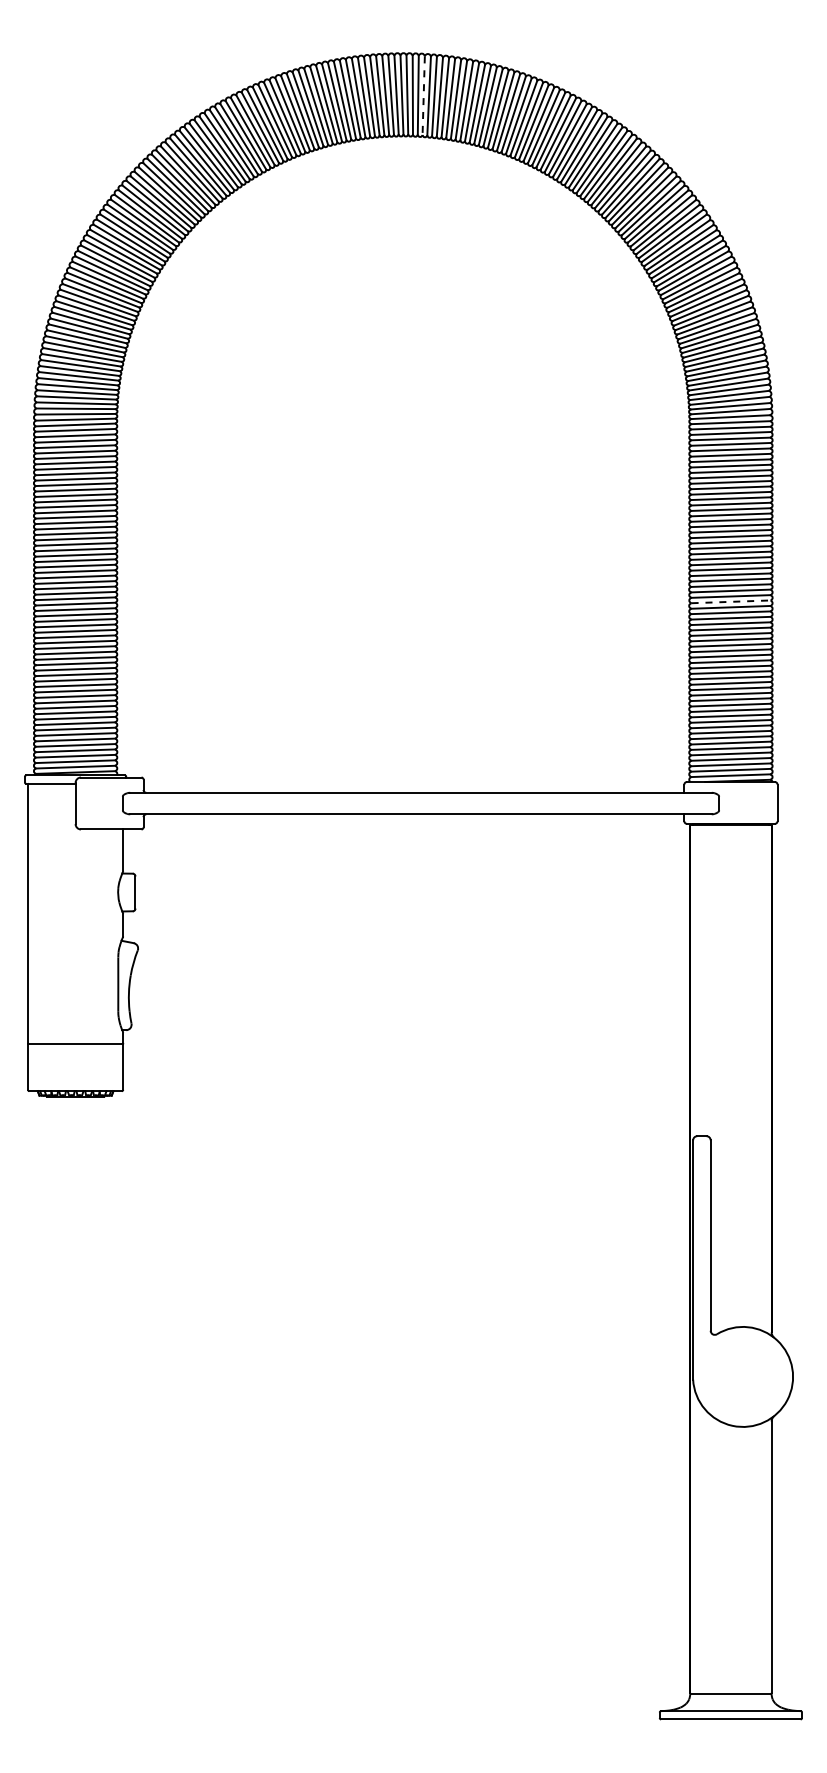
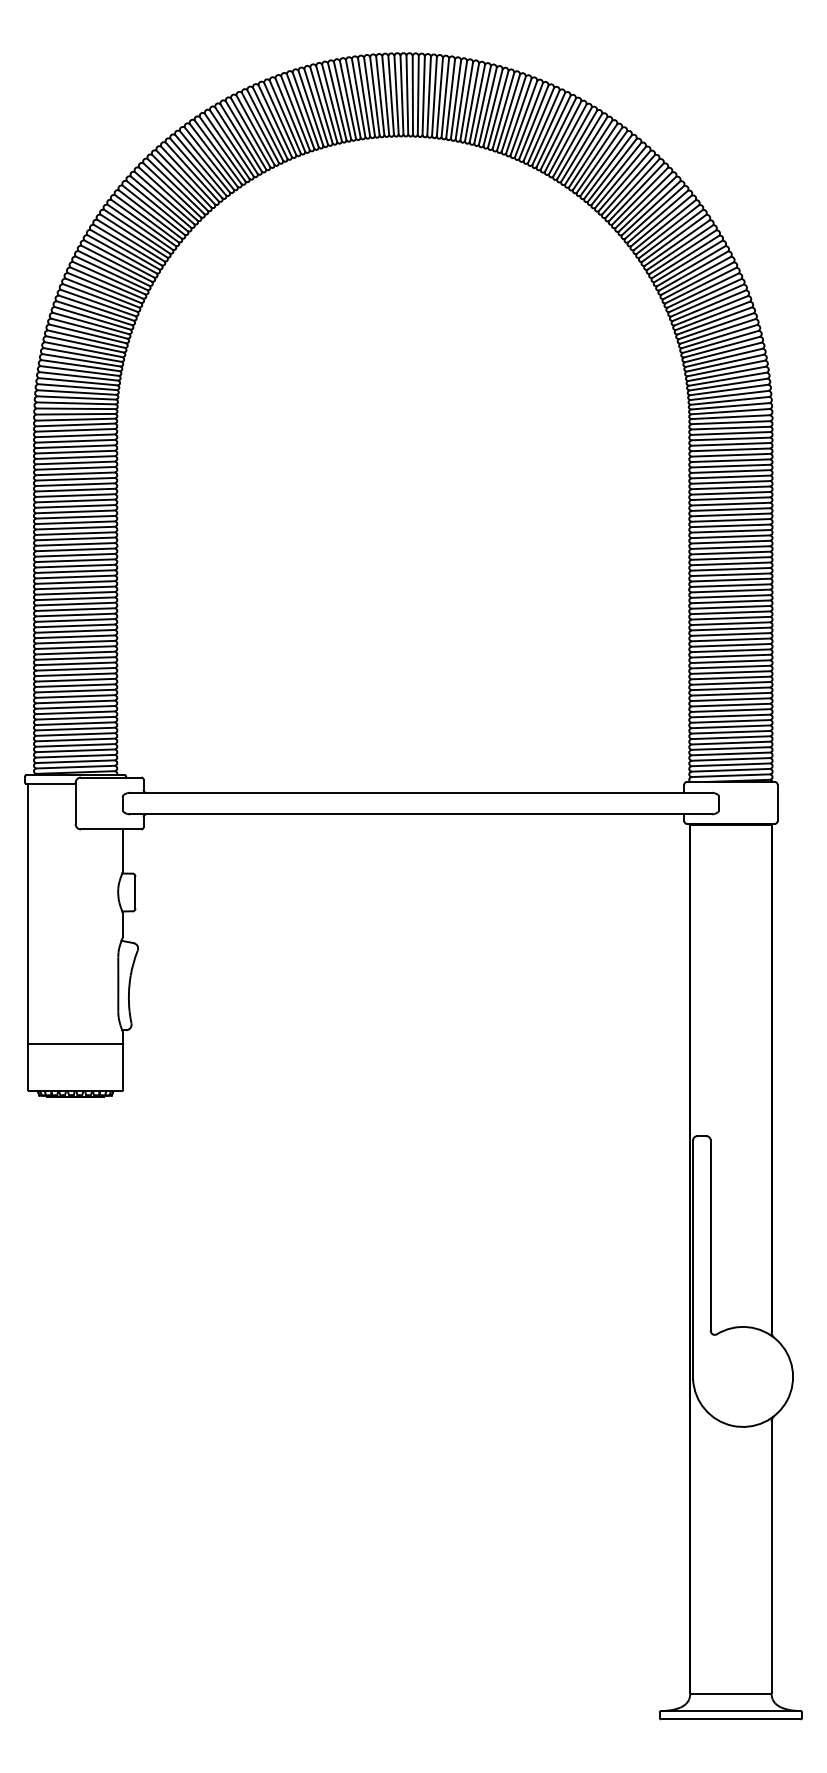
line: dashed -> solid (423, 96)
line: dashed -> solid (731, 601)
